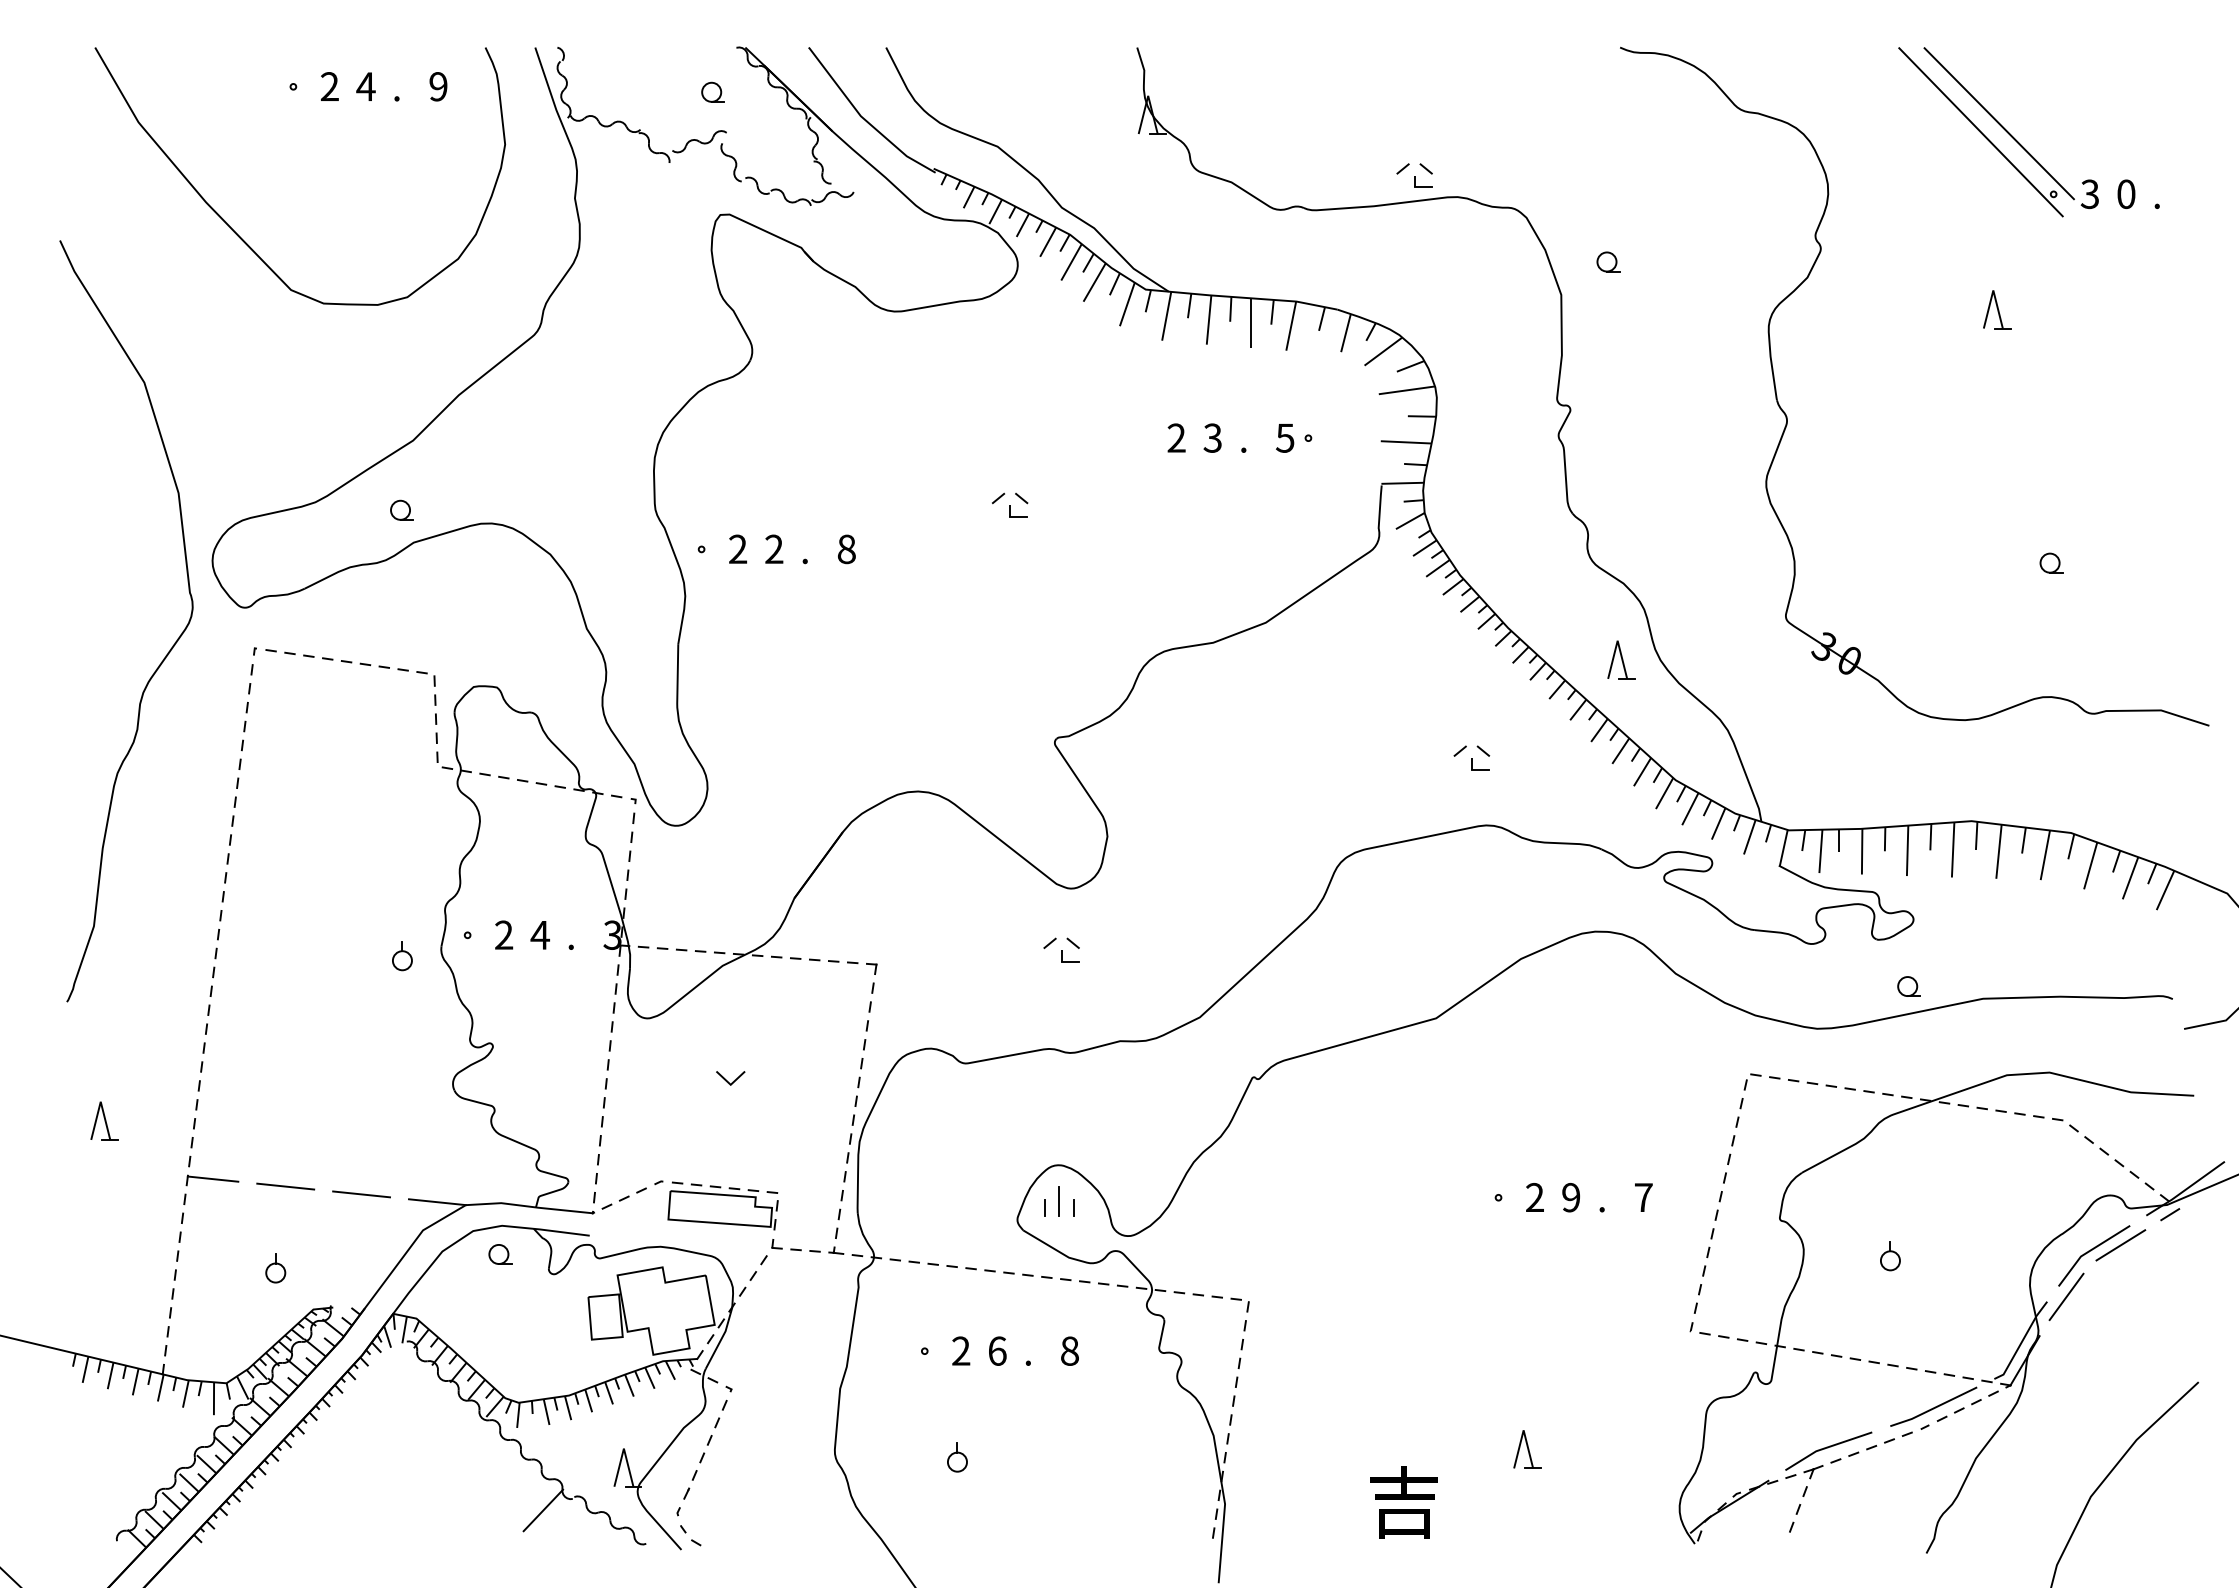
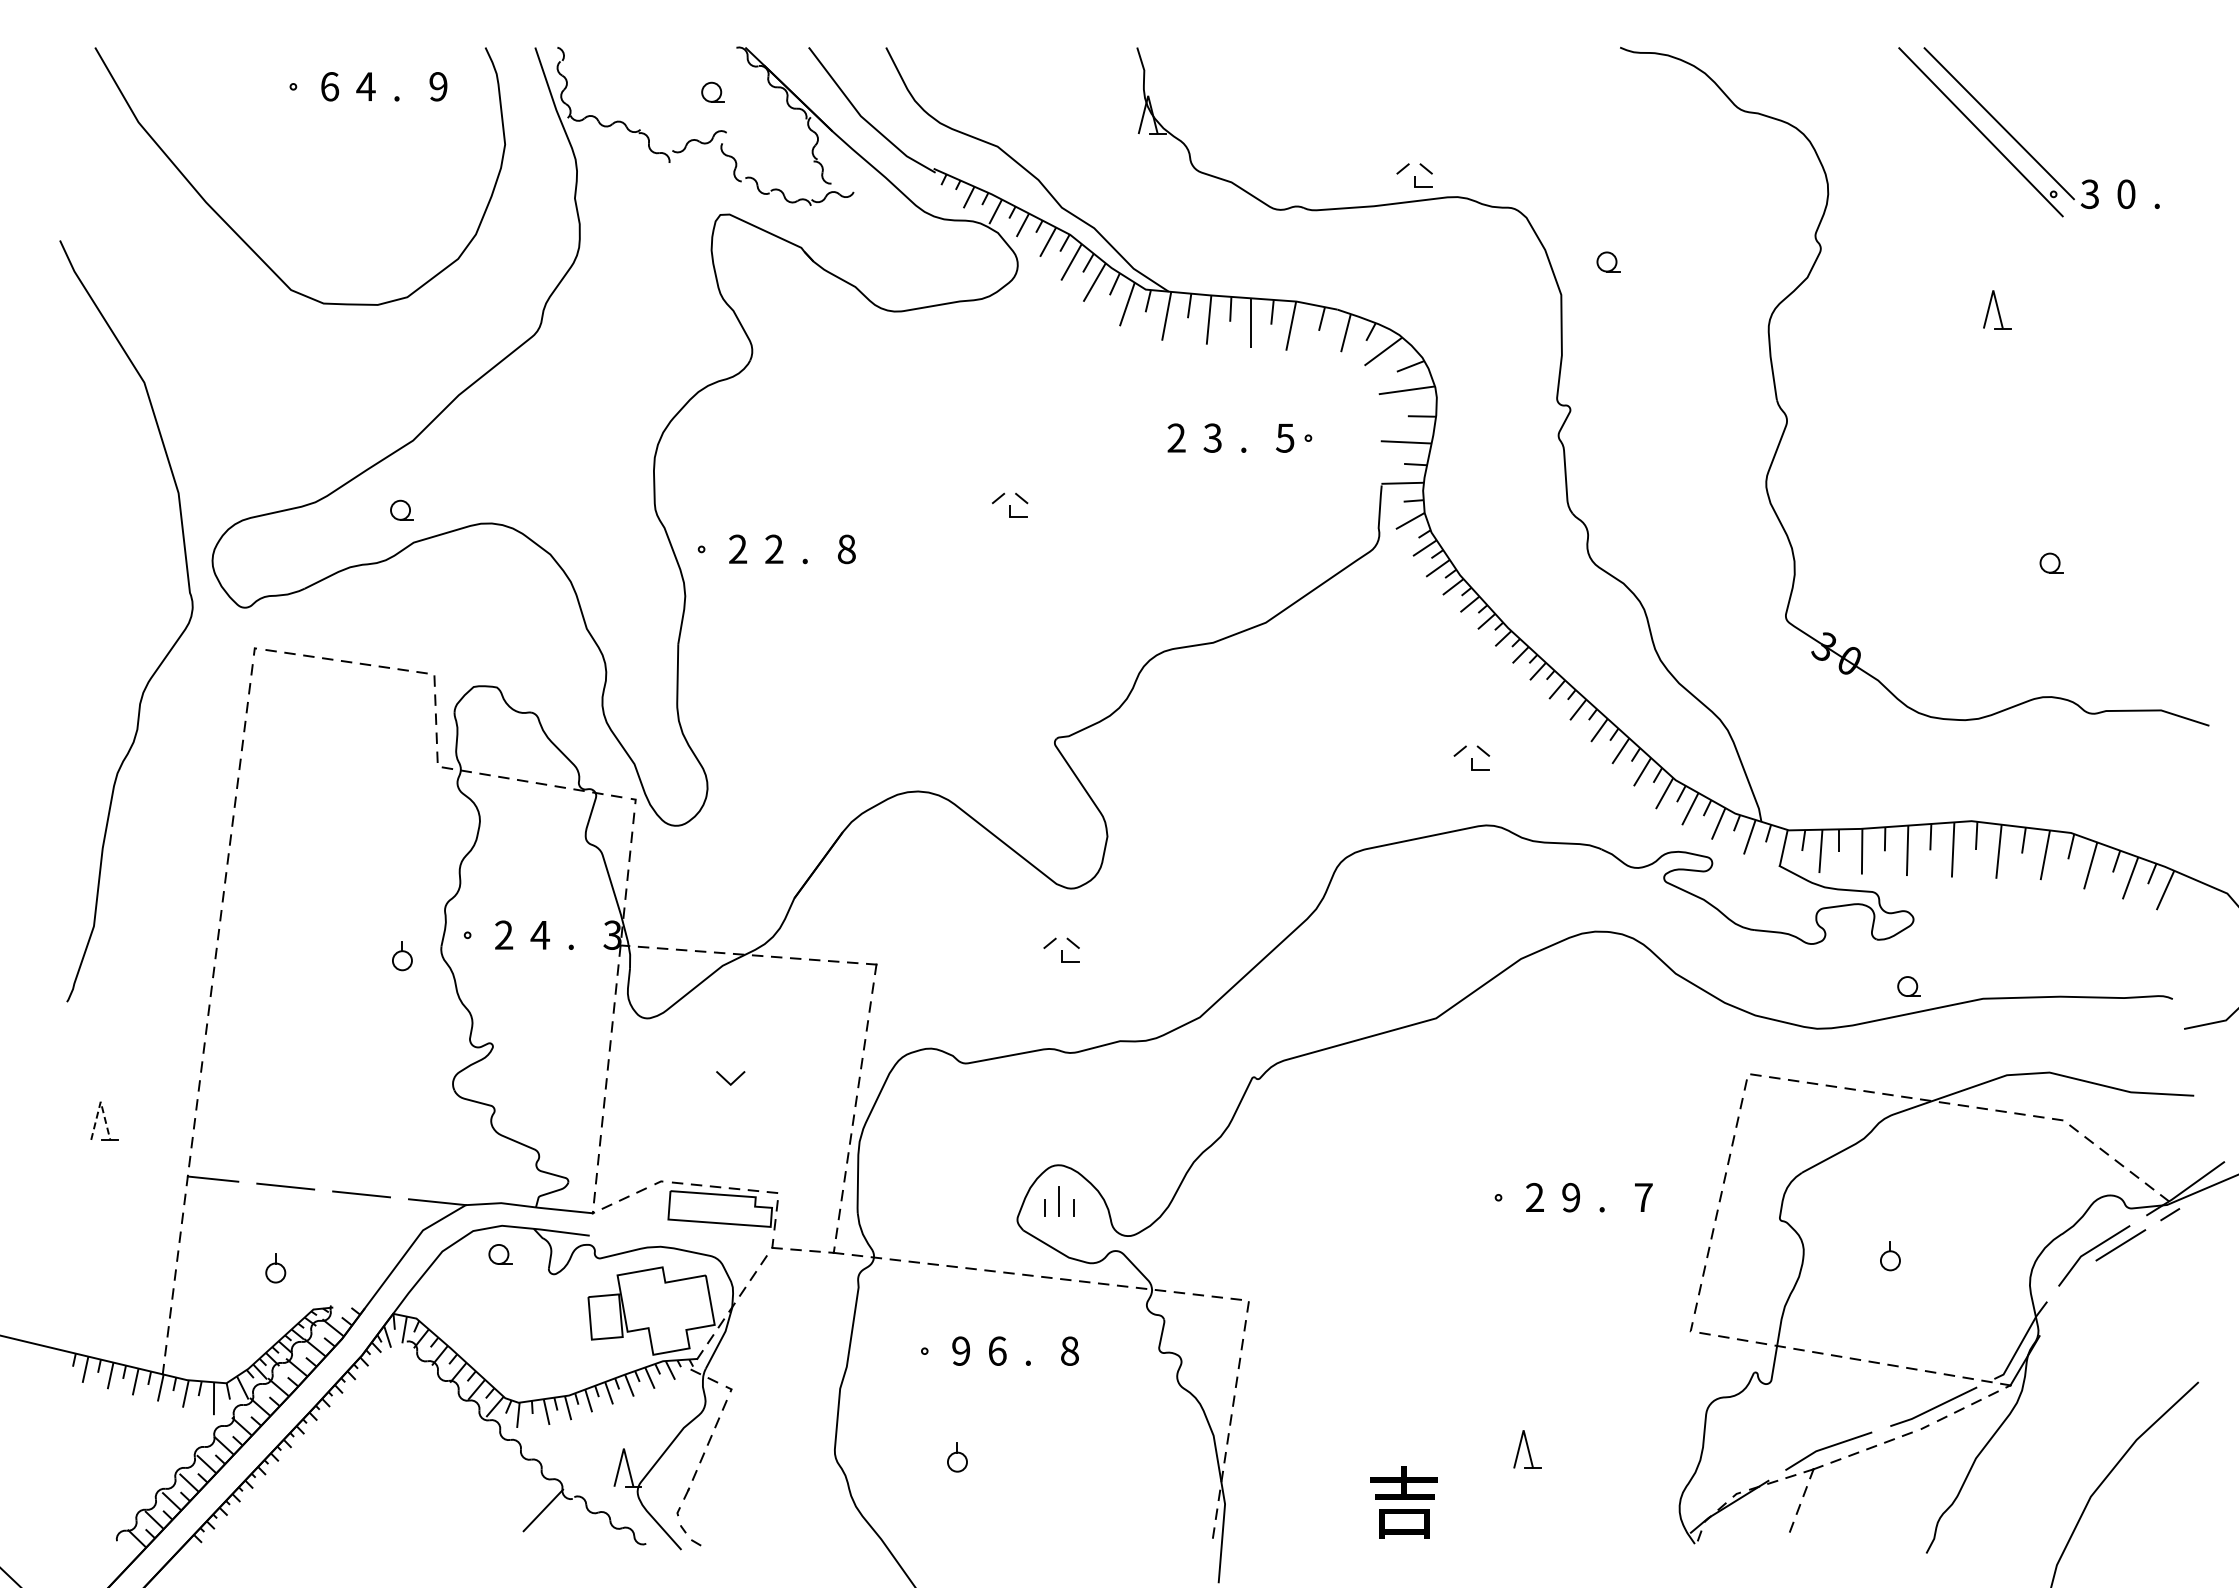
text: 2 -> 6 (329, 86)
part: present -> none (1621, 659)
line: solid -> dashed (100, 1101)
line: present -> none (2066, 1296)
text: 2 -> 9 (961, 1350)
